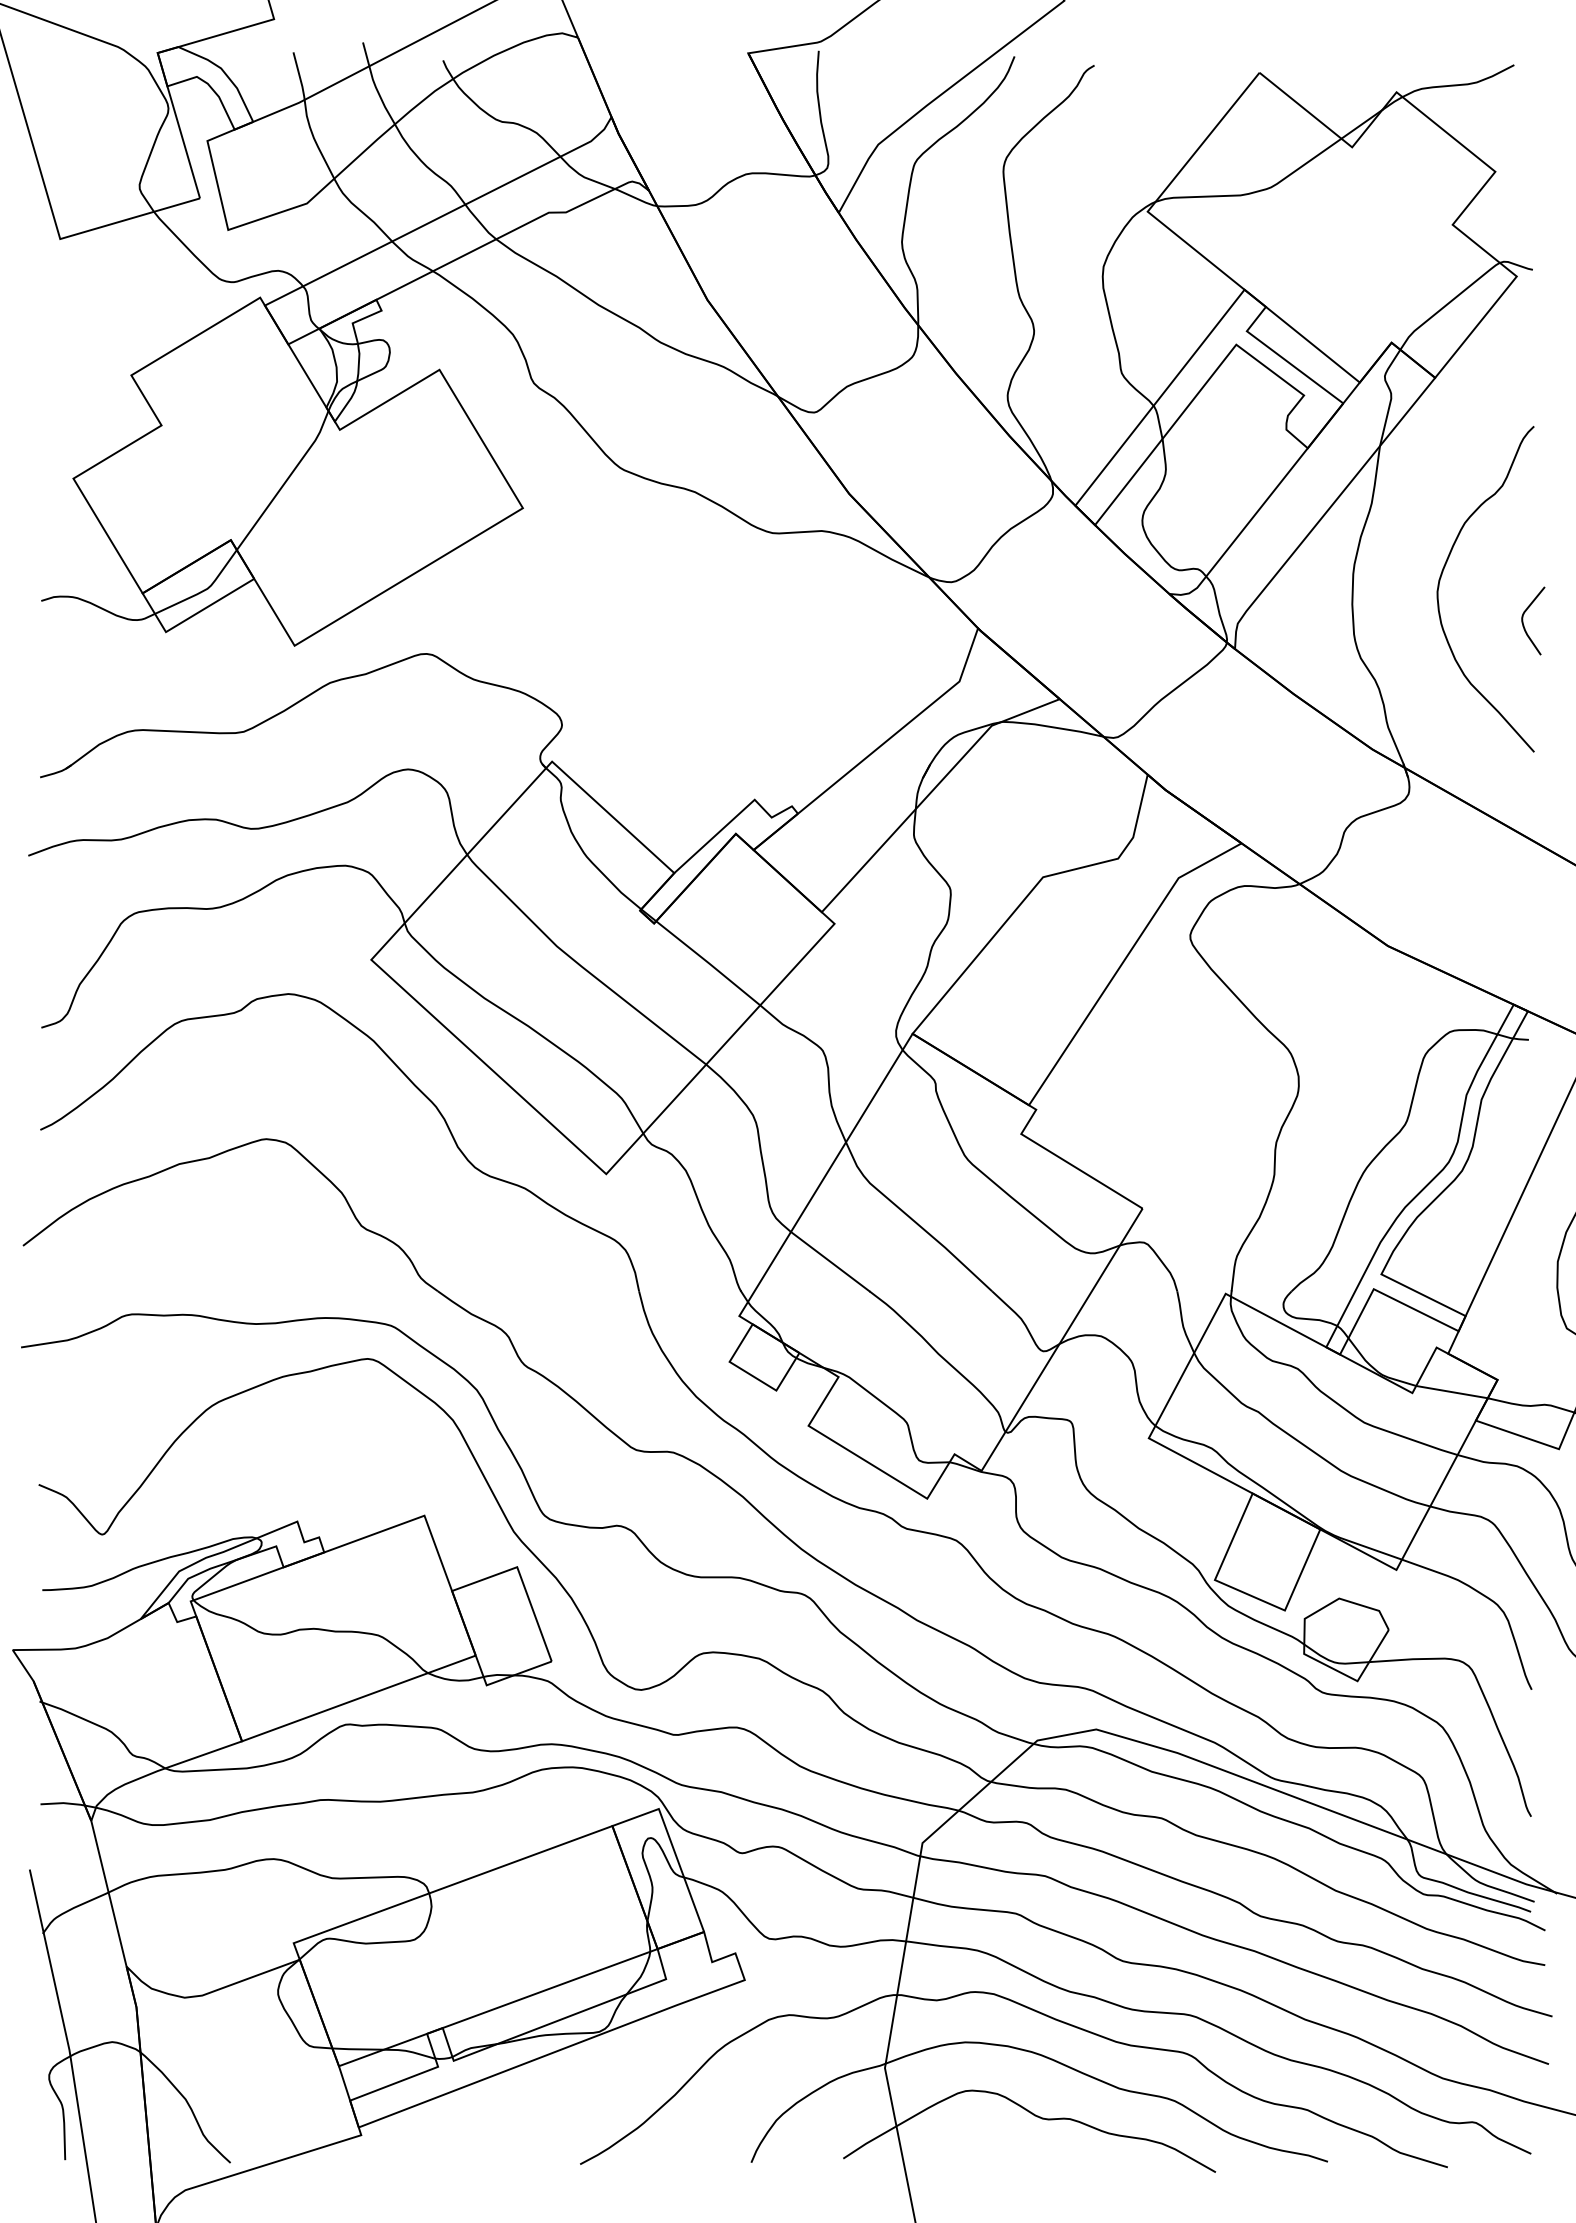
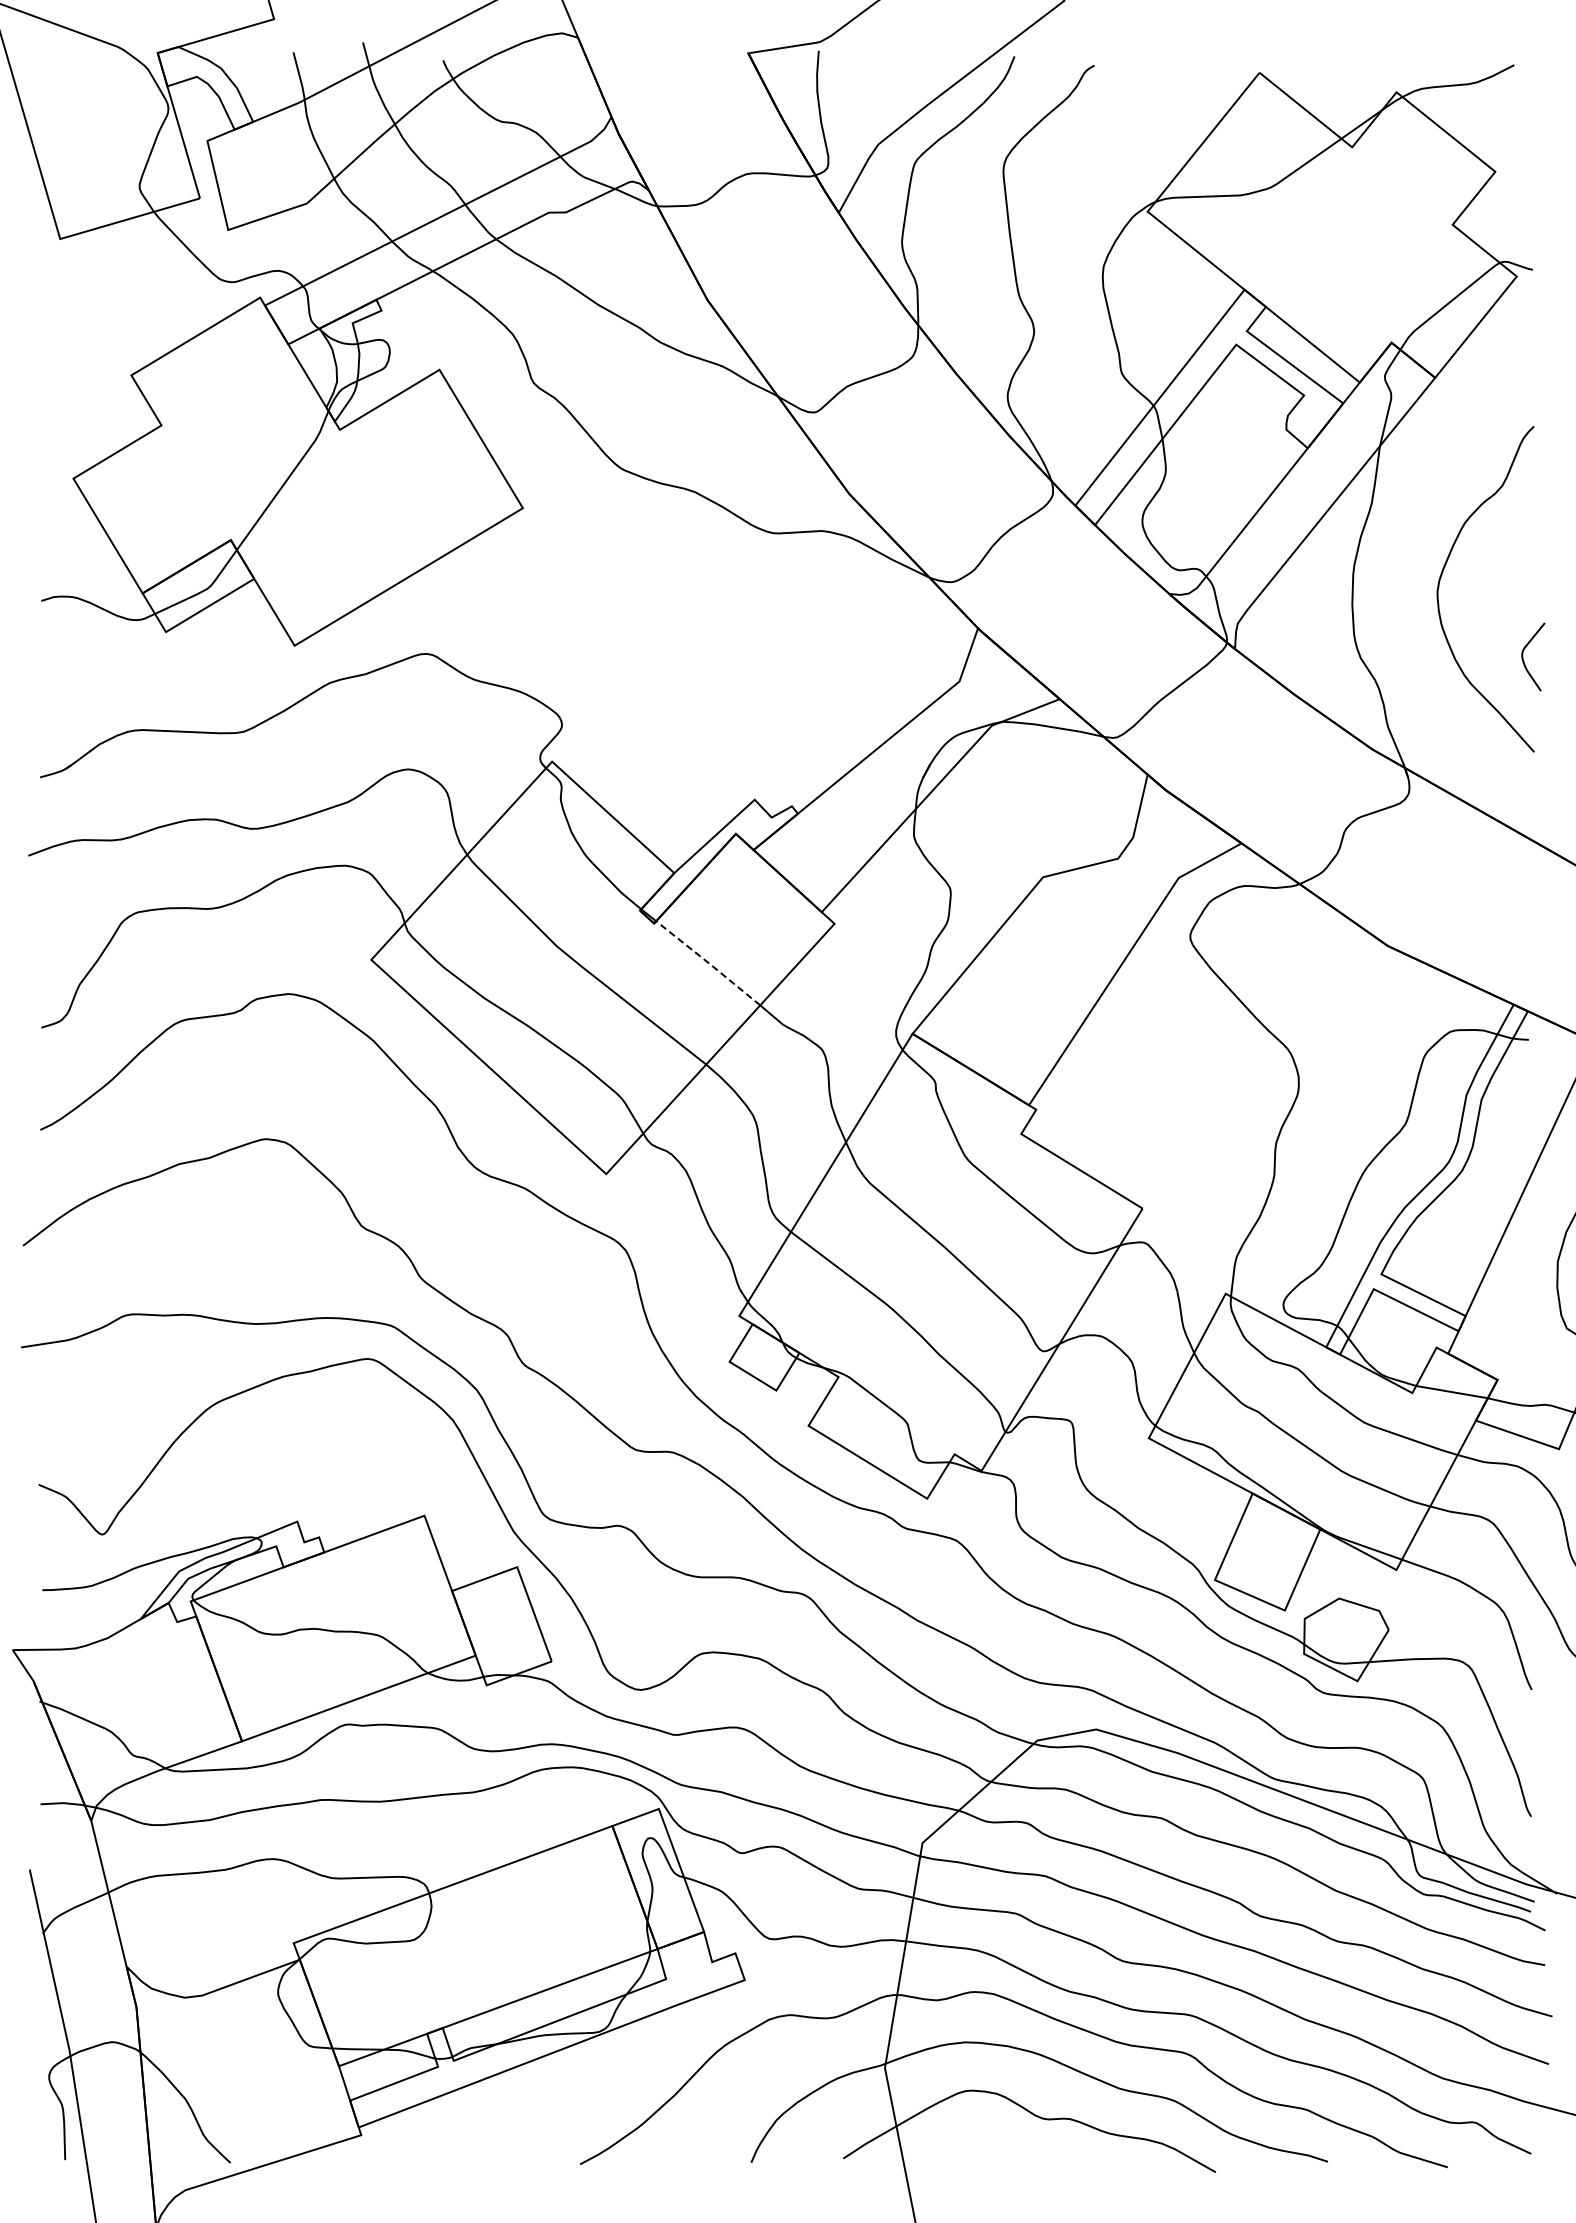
curve position: (1523, 620) -> (1523, 656) (1523, 656)
line: solid -> dashed (708, 963)
